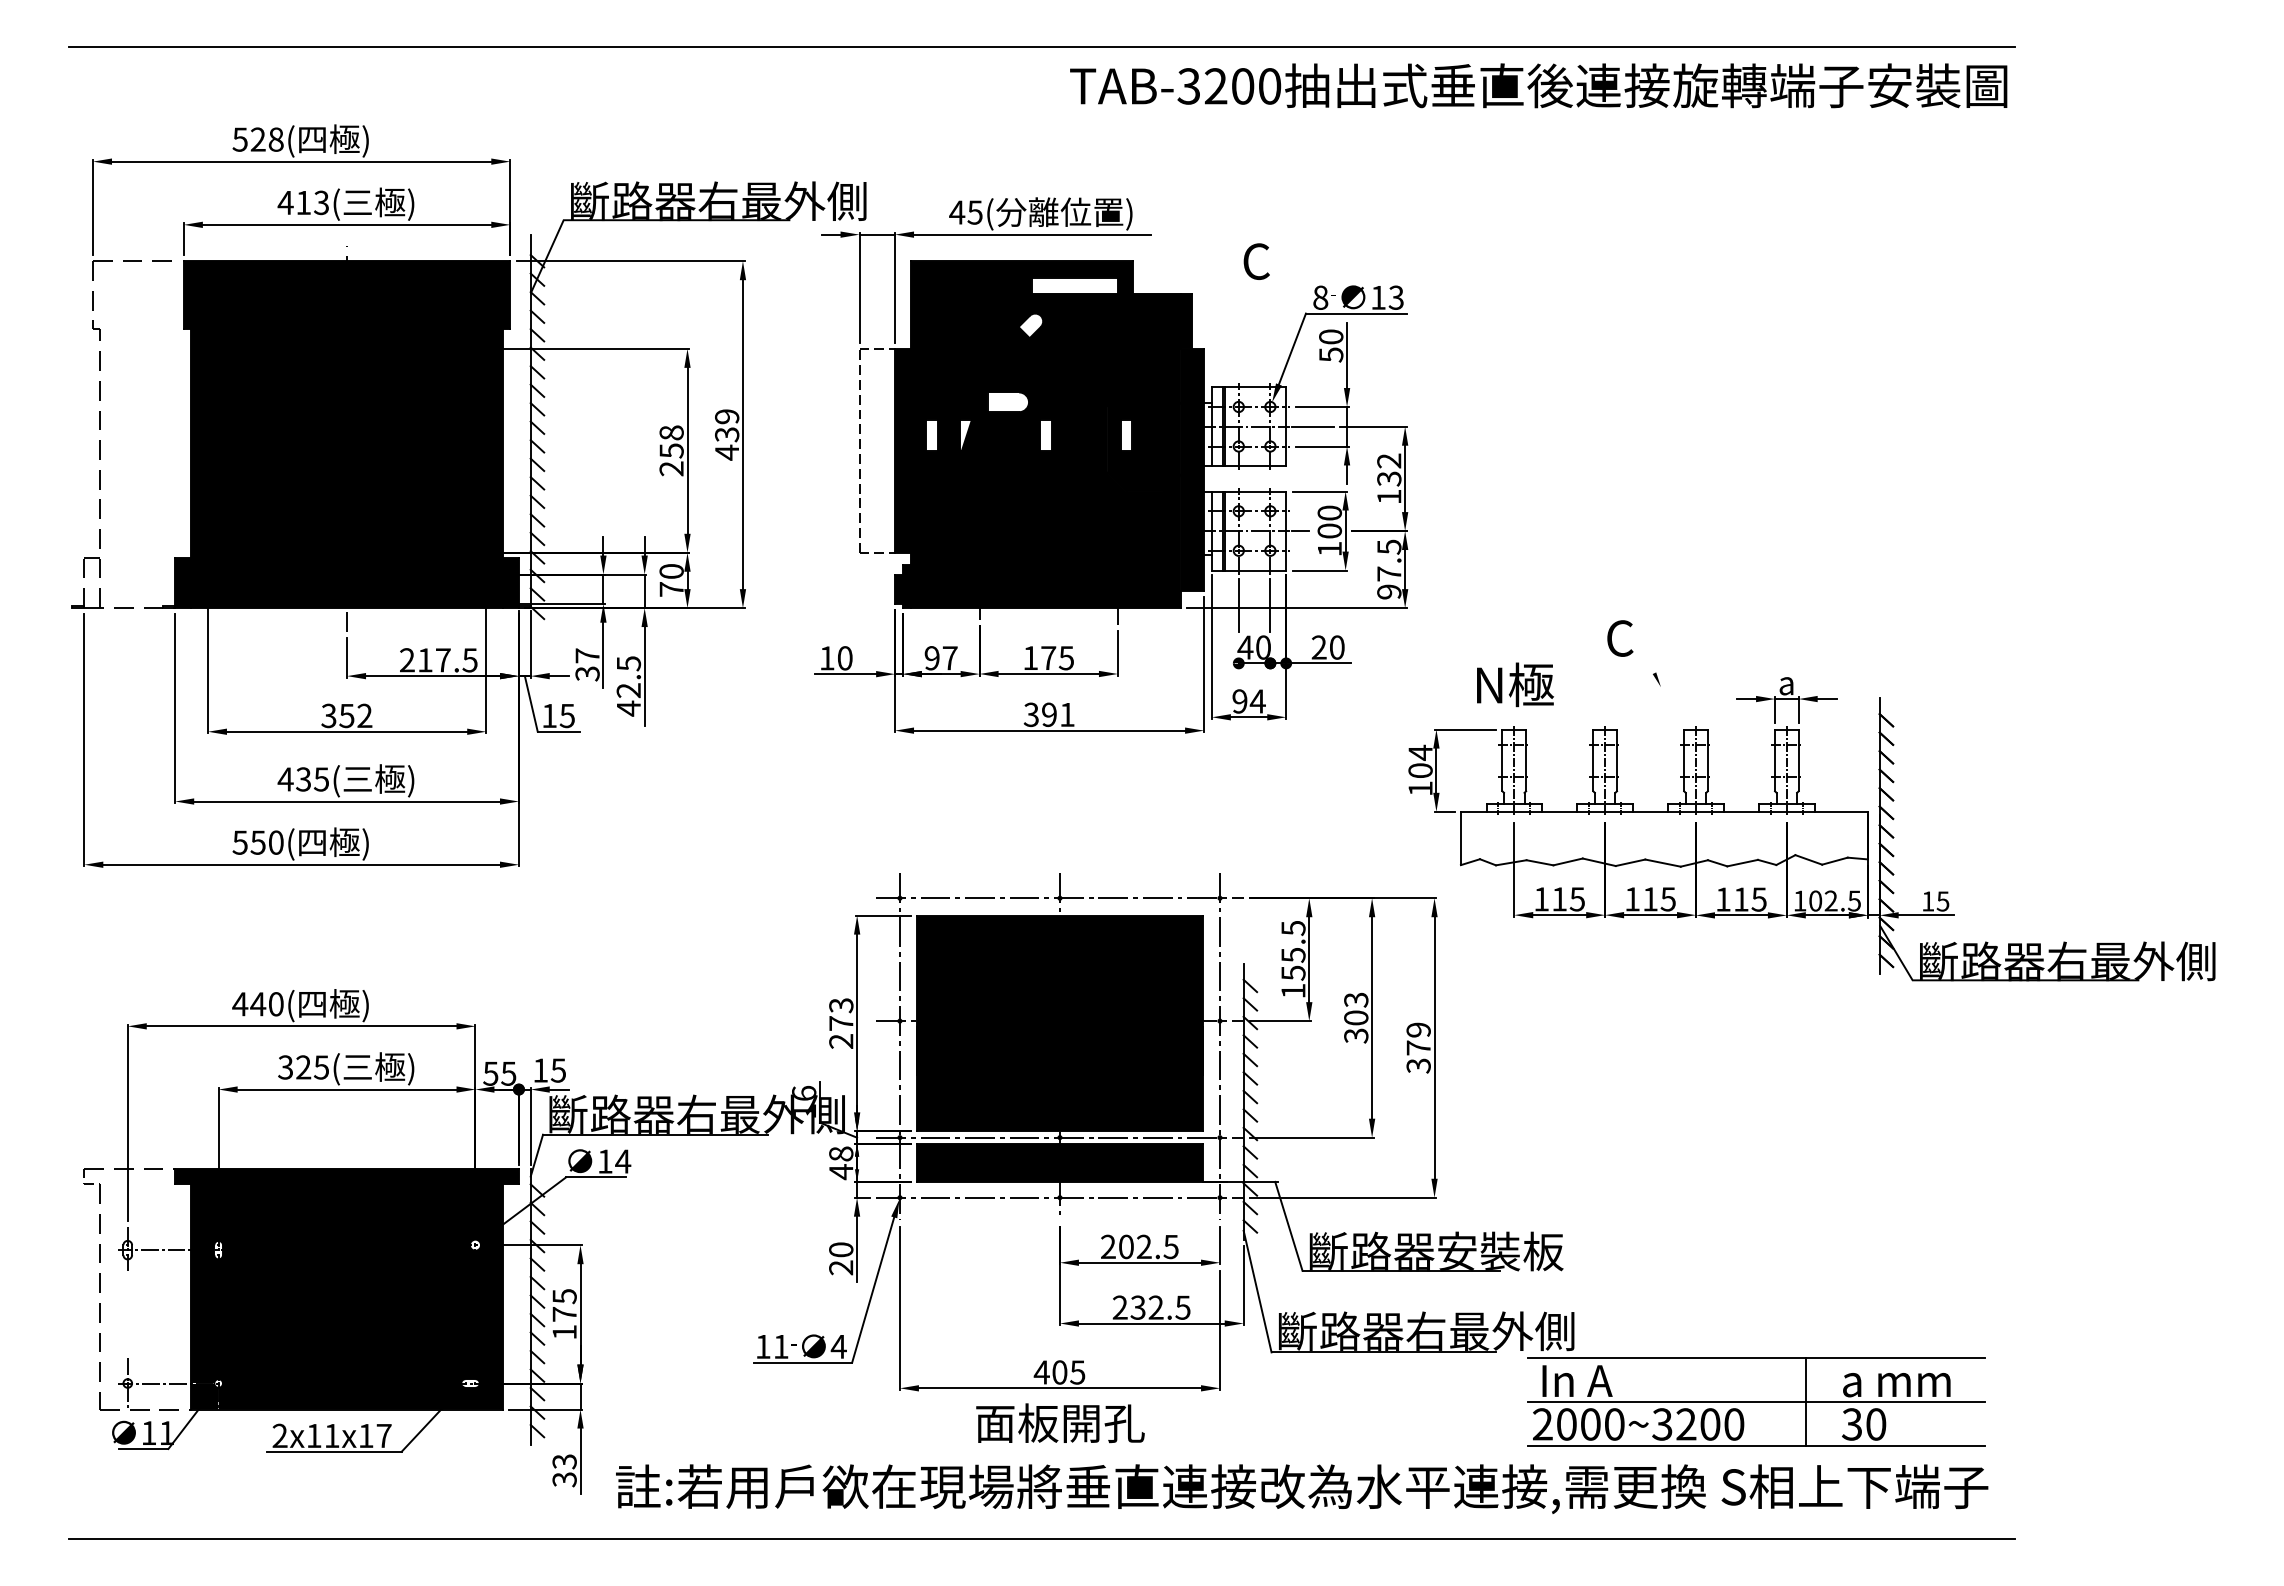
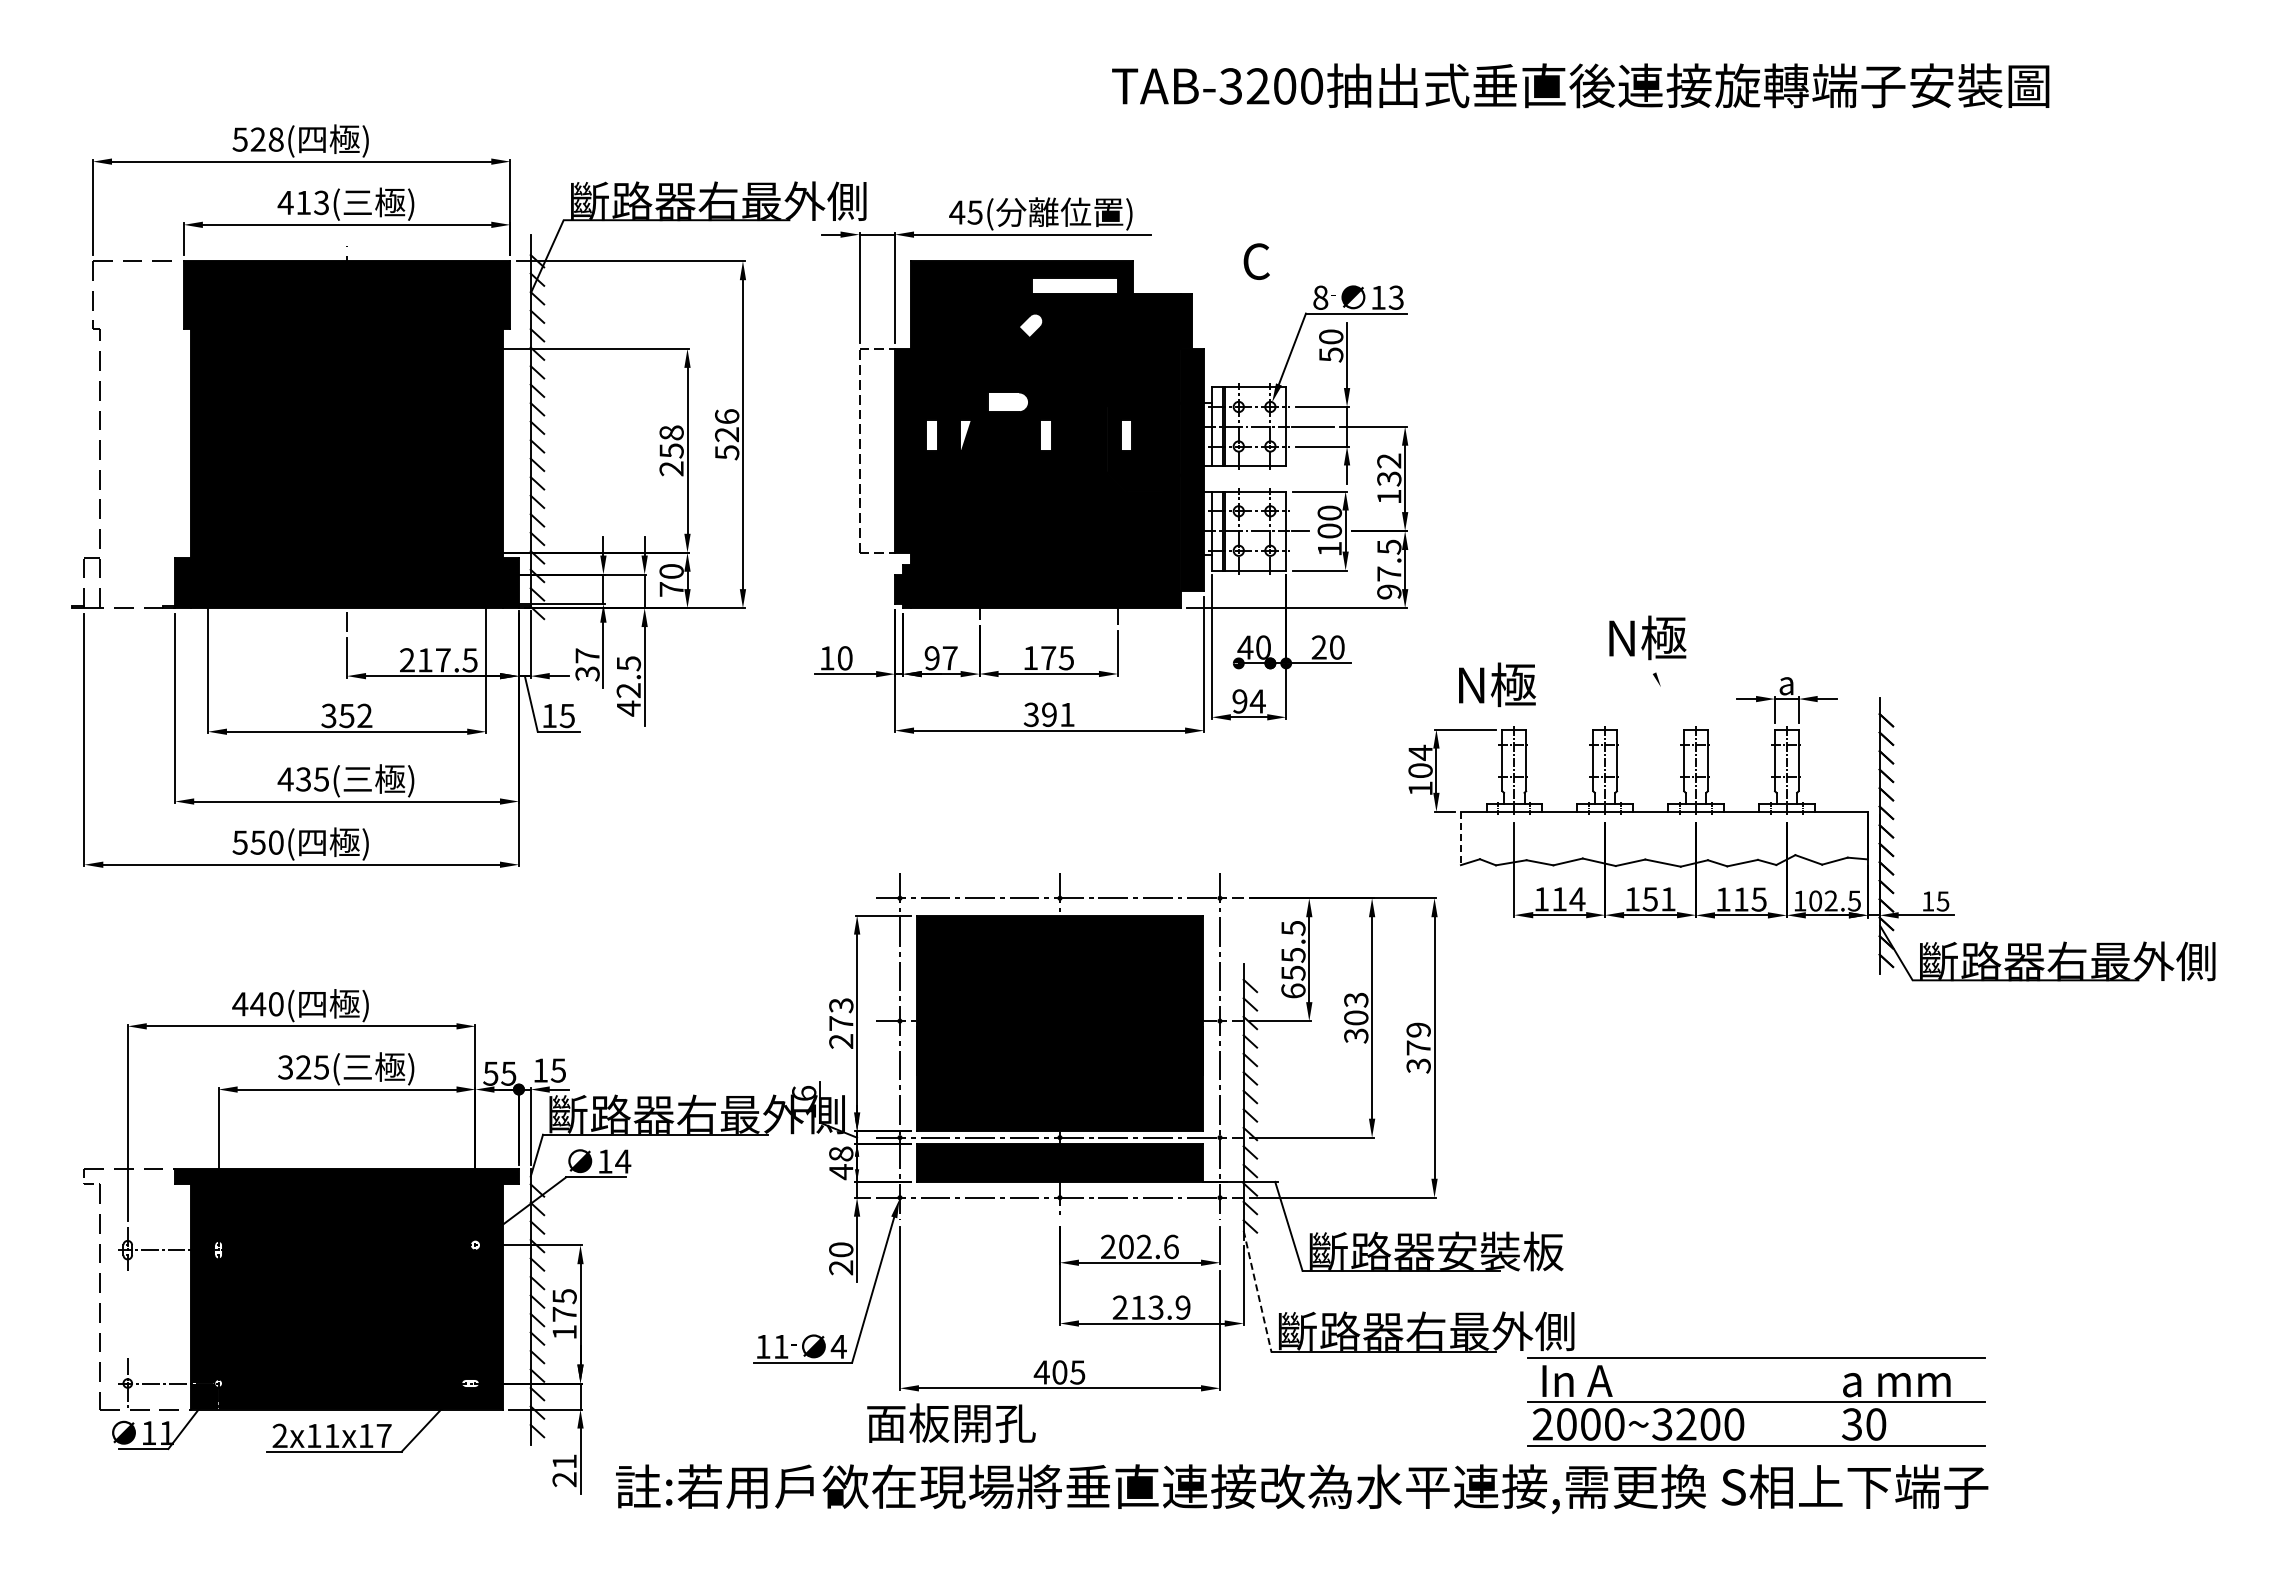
line: present -> none (1041, 47)
text position: (1538, 85) -> (1580, 85) (1580, 85)
text: 439 -> 526 (727, 434)
line: present -> none (1238, 604)
line: present -> none (1270, 605)
text: C -> N極 (1646, 637)
text position: (1515, 684) -> (1497, 684) (1497, 684)
line: solid -> dashed (1460, 838)
text: 115 -> 114 (1577, 899)
text: 115 -> 151 (1658, 899)
text: 155.5 -> 655.5 (1293, 990)
text: 202.5 -> 202.6 (1170, 1246)
line: solid -> dashed (1257, 1292)
text: 232.5 -> 213.9 (1160, 1307)
line: present -> none (1805, 1401)
text position: (1060, 1423) -> (951, 1423) (951, 1423)
text: 33 -> 21 (564, 1470)
line: present -> none (1041, 1538)
